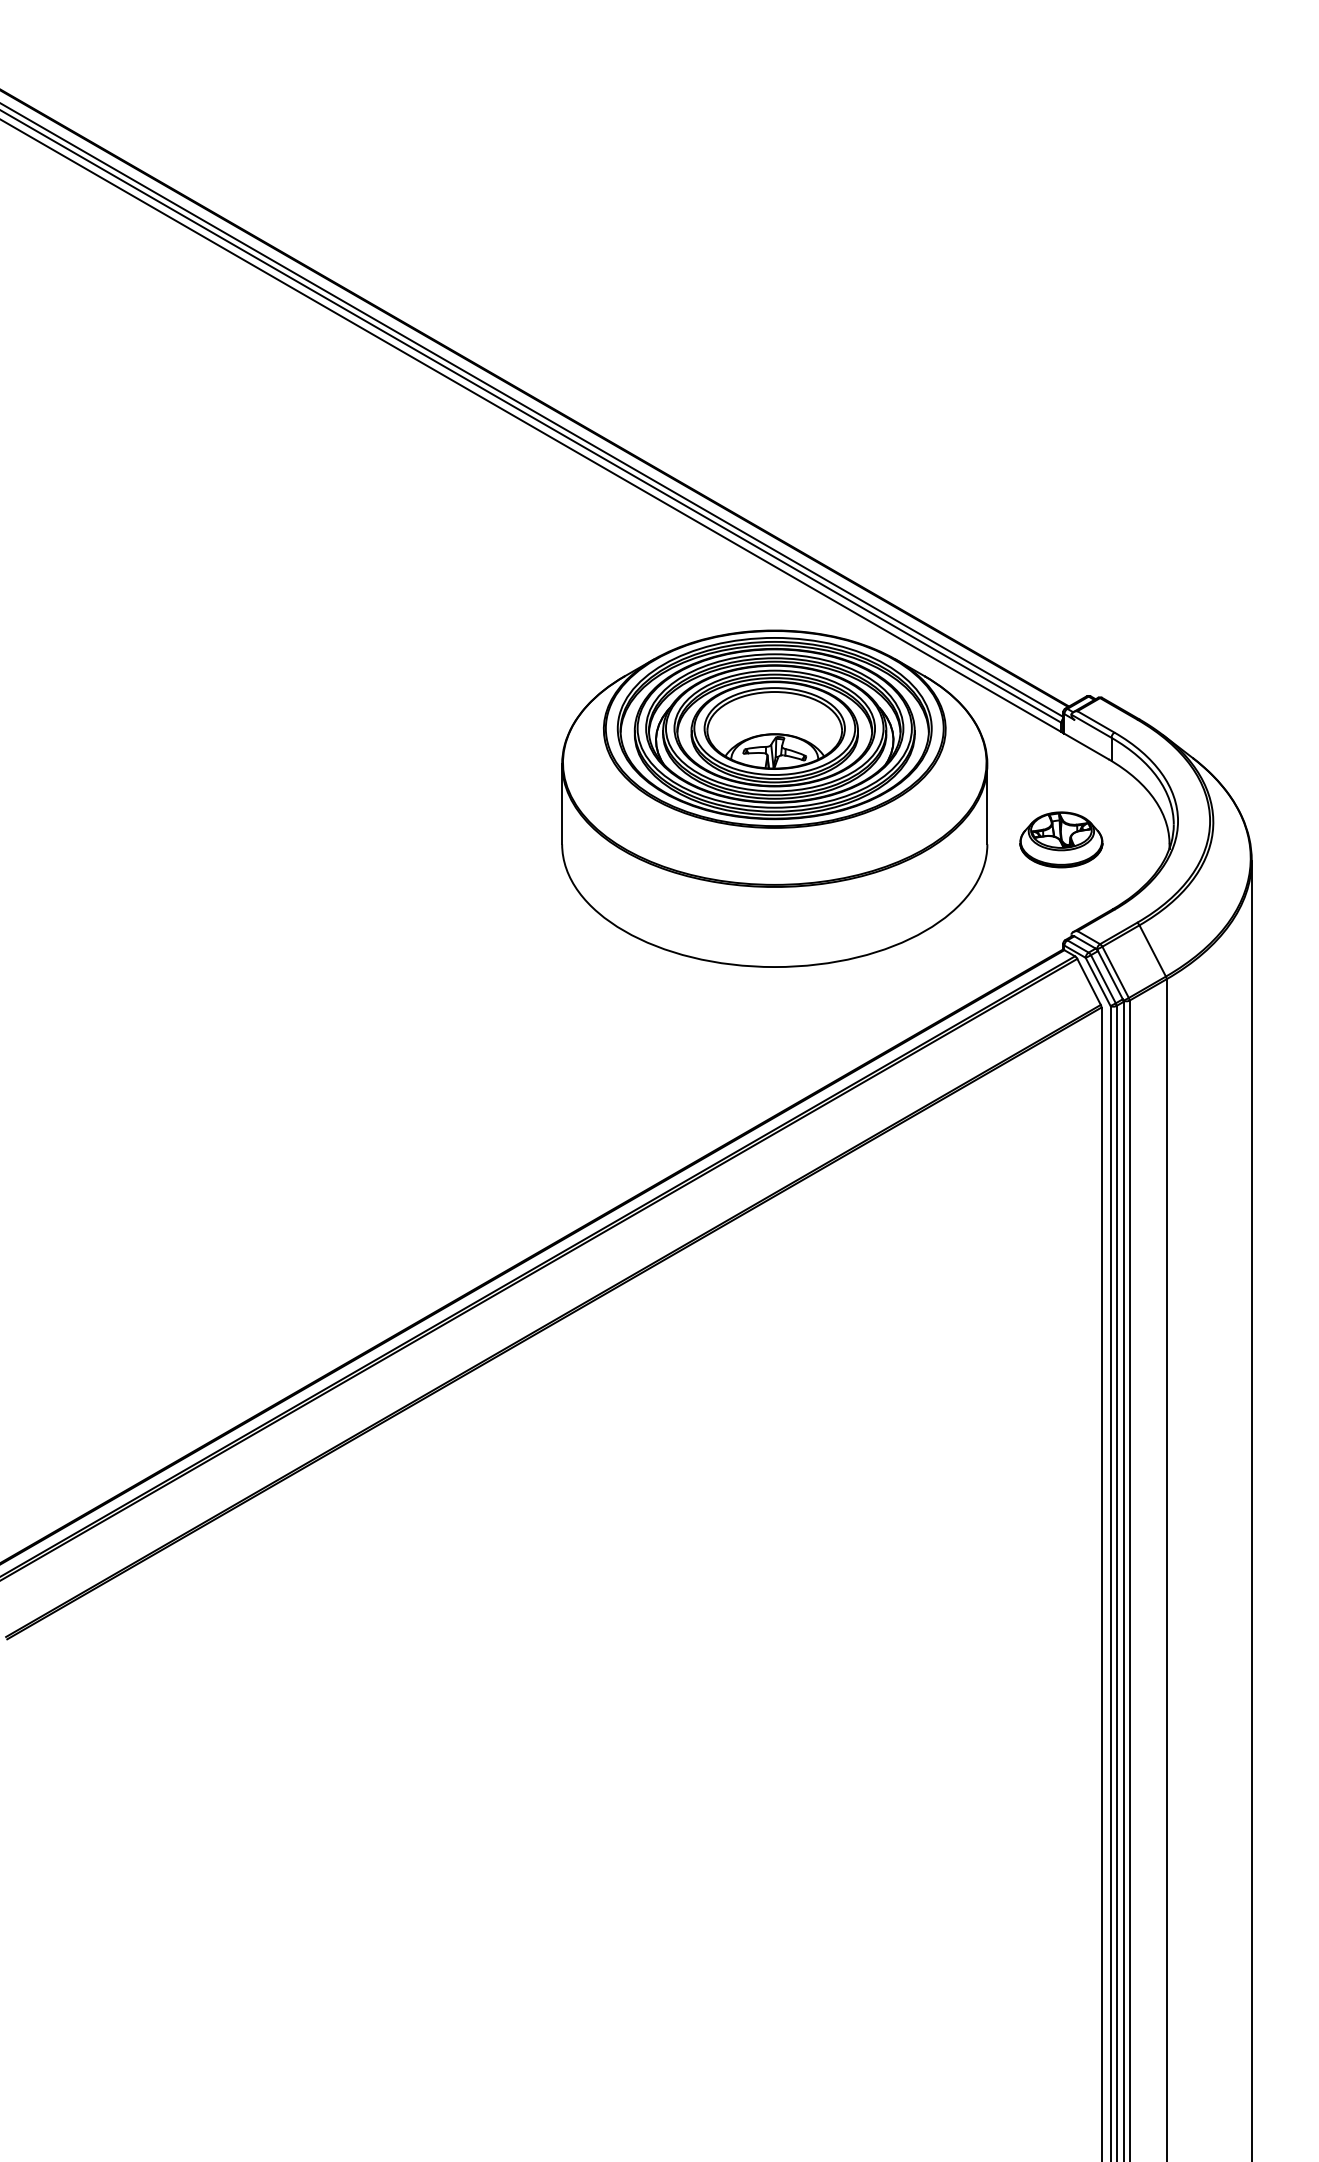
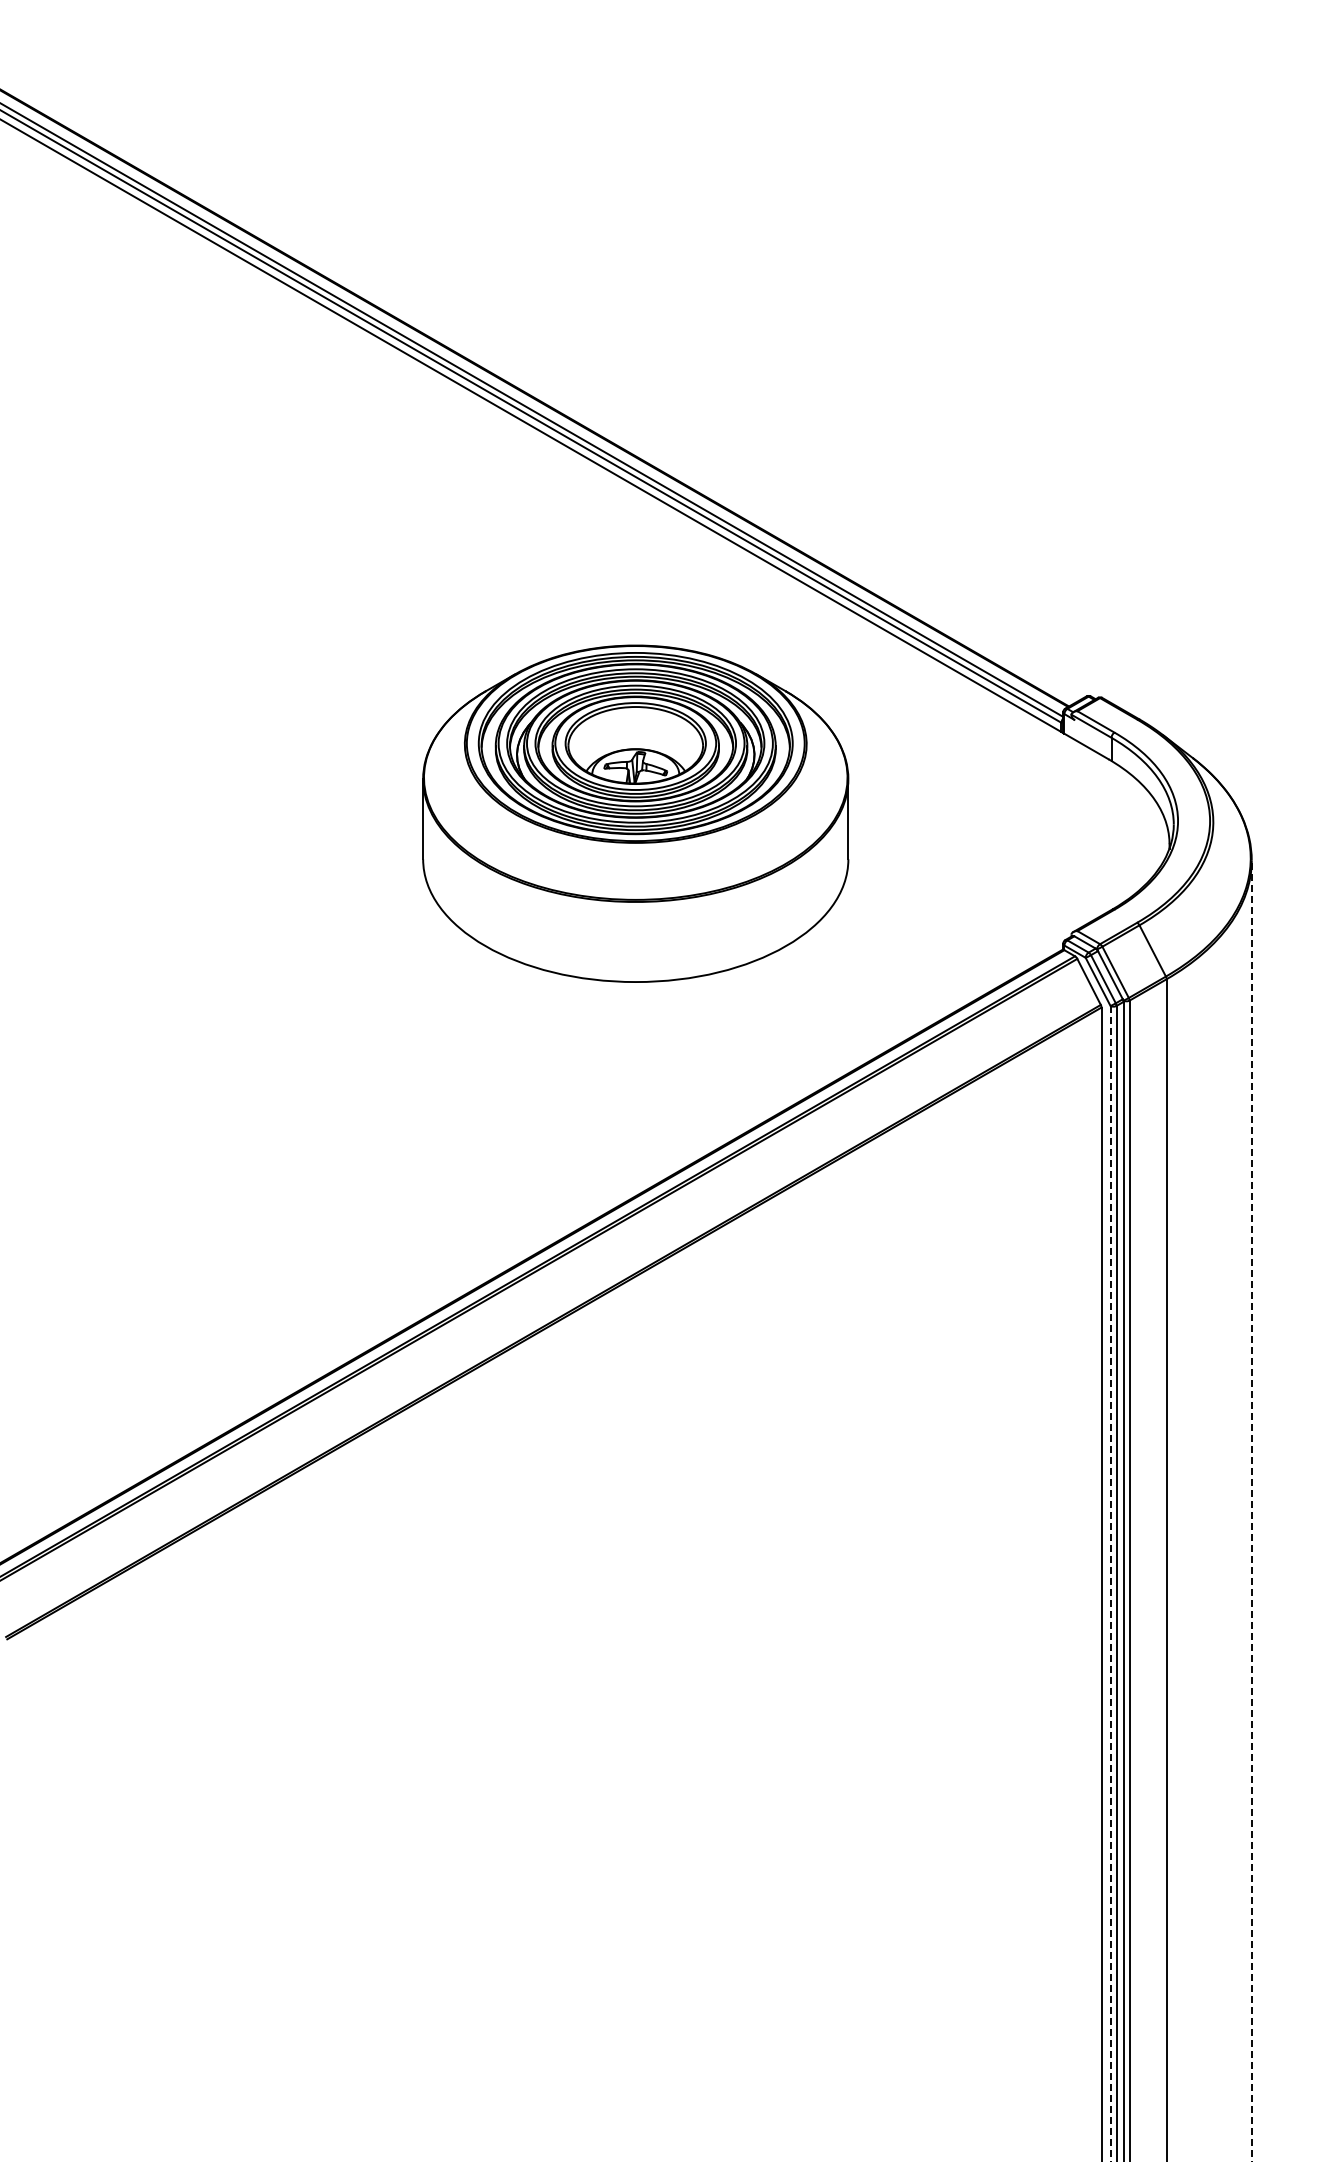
part position: (774, 798) -> (635, 813) (635, 813)
part: present -> none (1061, 839)
line: solid -> dashed (1251, 1510)
line: solid -> dashed (1110, 1583)
